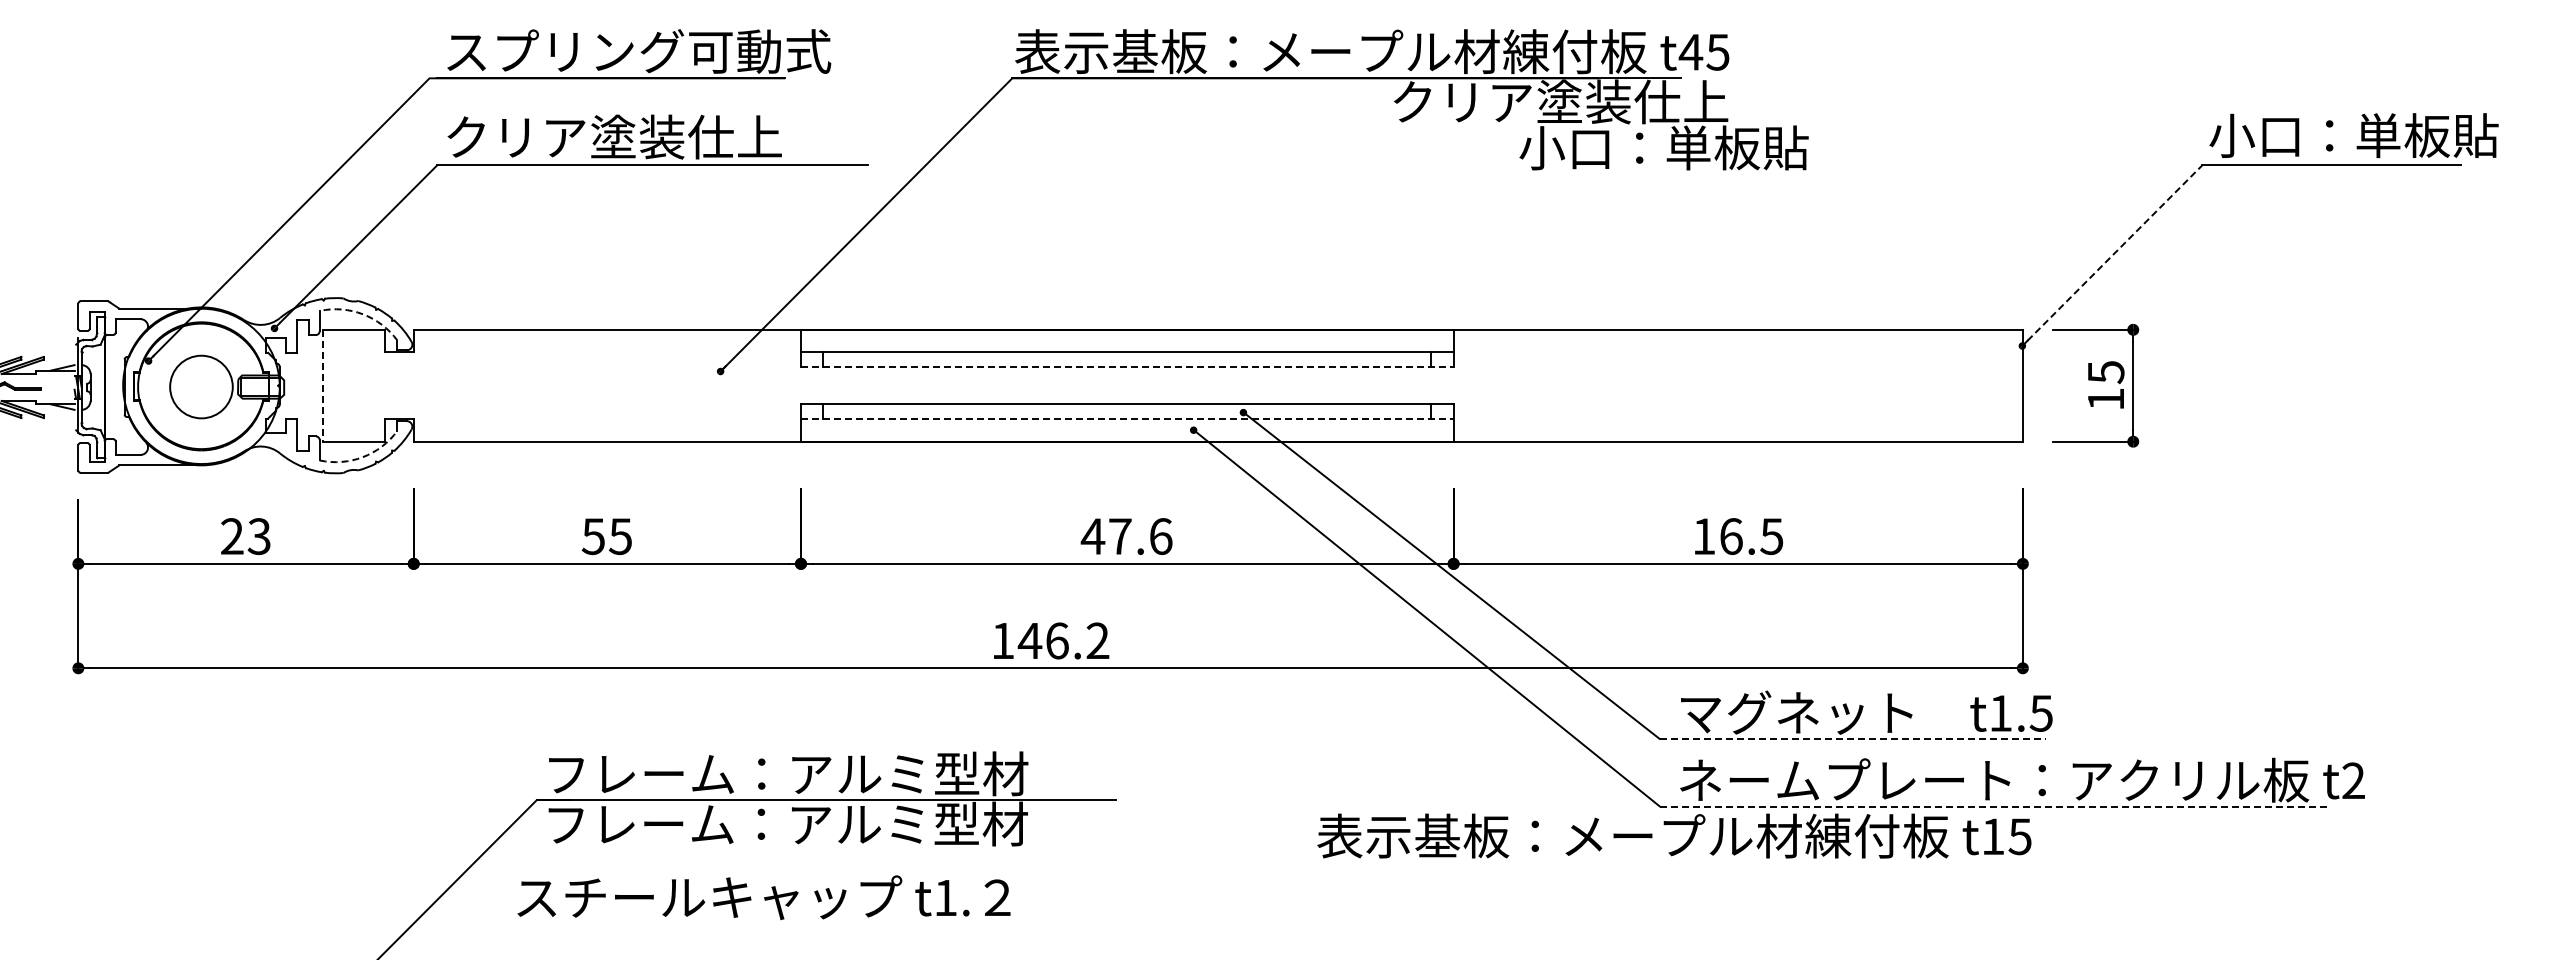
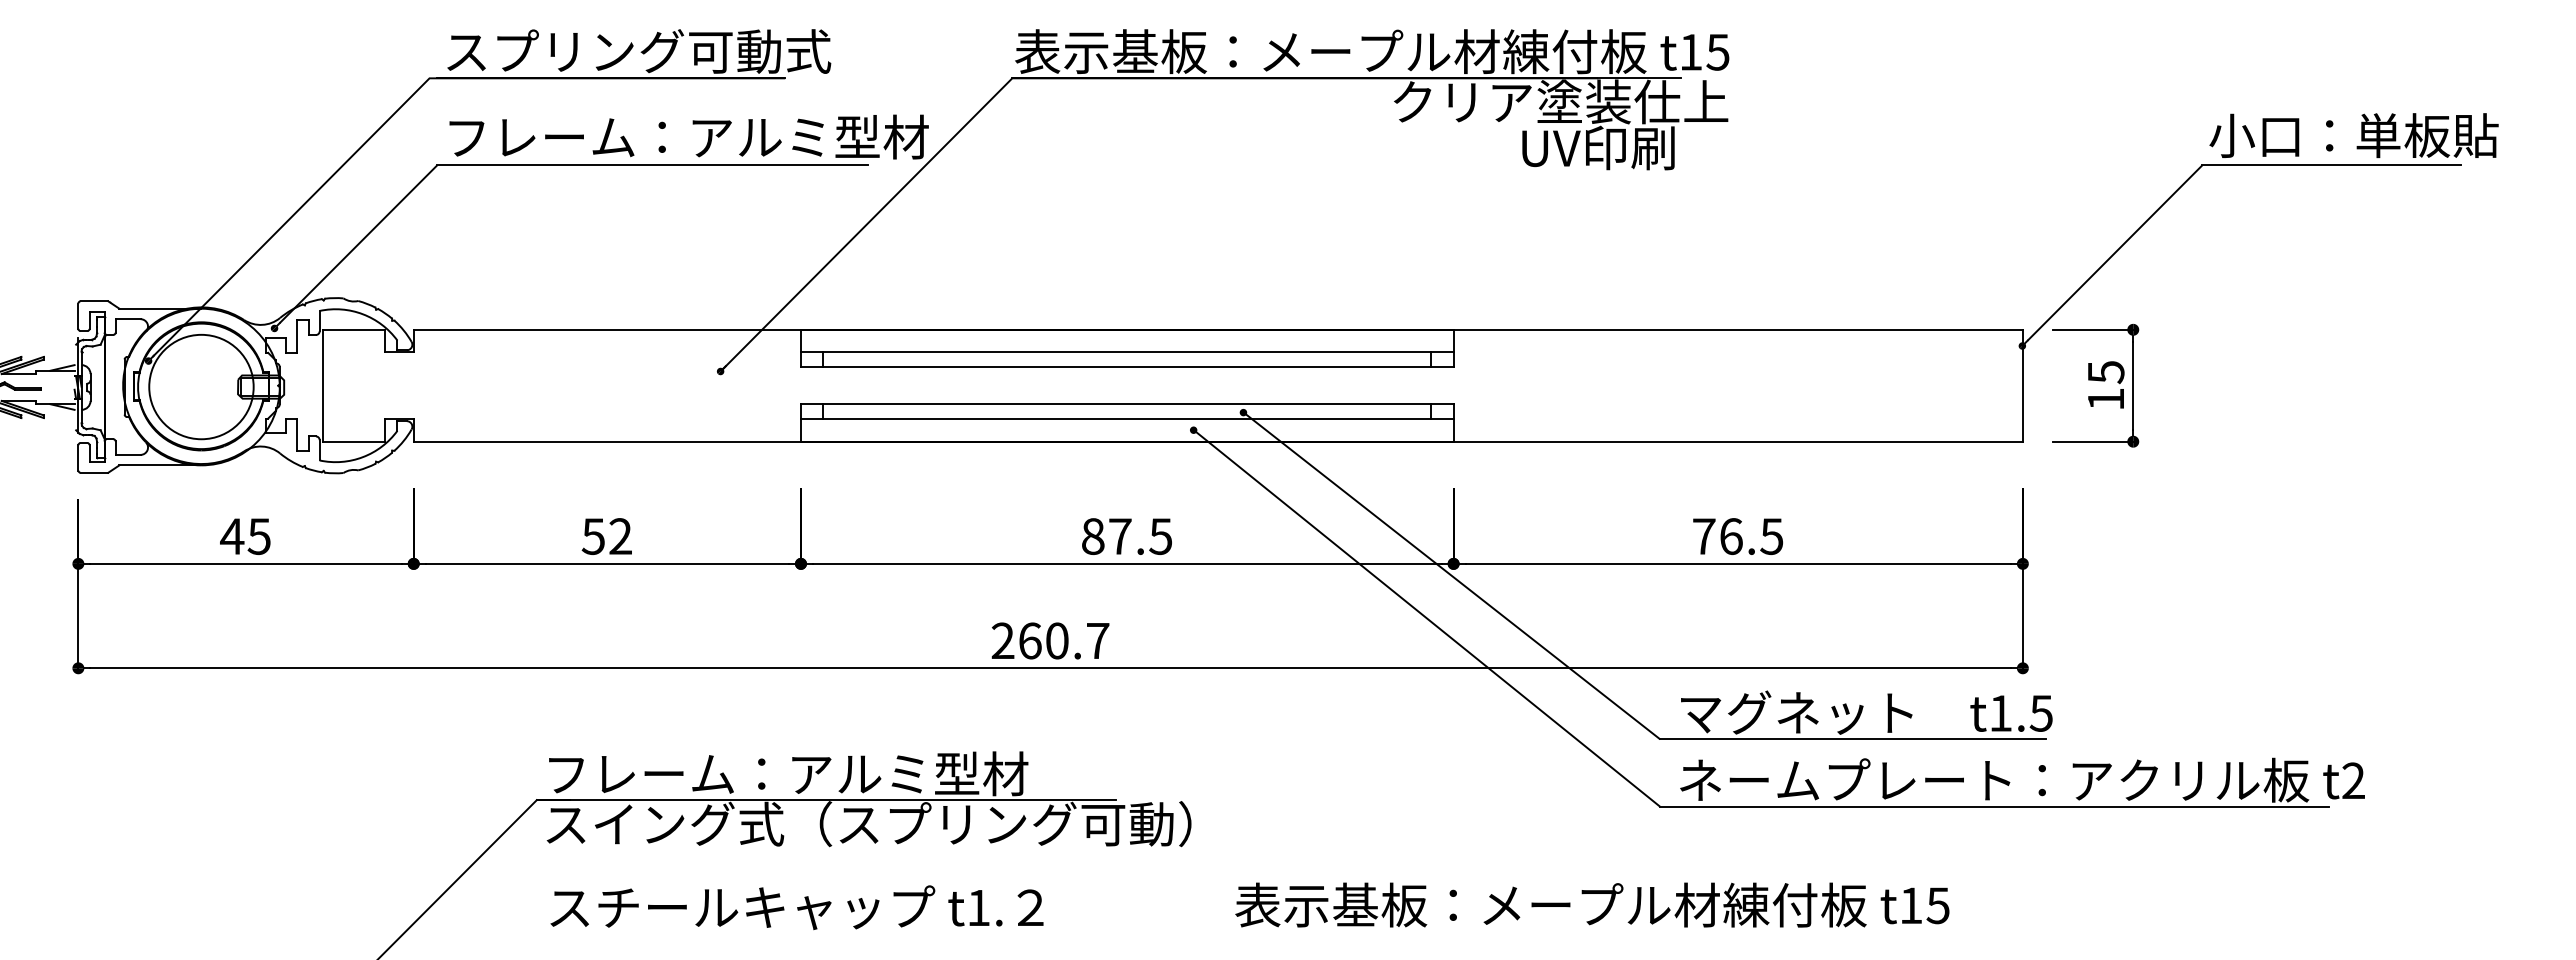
text: t45 -> t15 (1690, 52)
text: クリア塗装仕上 -> フレーム：アルミ型材 (687, 136)
text: 小口：単板貼 -> UV印刷 (1663, 147)
line: dashed -> solid (2115, 253)
arc: dashed -> solid (362, 314)
line: dashed -> solid (1127, 367)
line: dashed -> solid (322, 385)
circle diameter: 63 px -> 104 px (201, 386)
line: dashed -> solid (1127, 419)
arc: dashed -> solid (362, 457)
text: 23 -> 45 (245, 536)
text: 55 -> 52 (619, 536)
text: 47.6 -> 87.5 (1126, 536)
text: 16.5 -> 76.5 (1704, 536)
text: 146.2 -> 260.7 (1050, 640)
line: dashed -> solid (1853, 739)
line: dashed -> solid (1995, 806)
text: フレーム：アルミ型材 -> スイング式（スプリング可動） (868, 824)
text position: (1674, 835) -> (1592, 904) (1592, 904)
text position: (763, 897) -> (796, 907) (796, 907)
